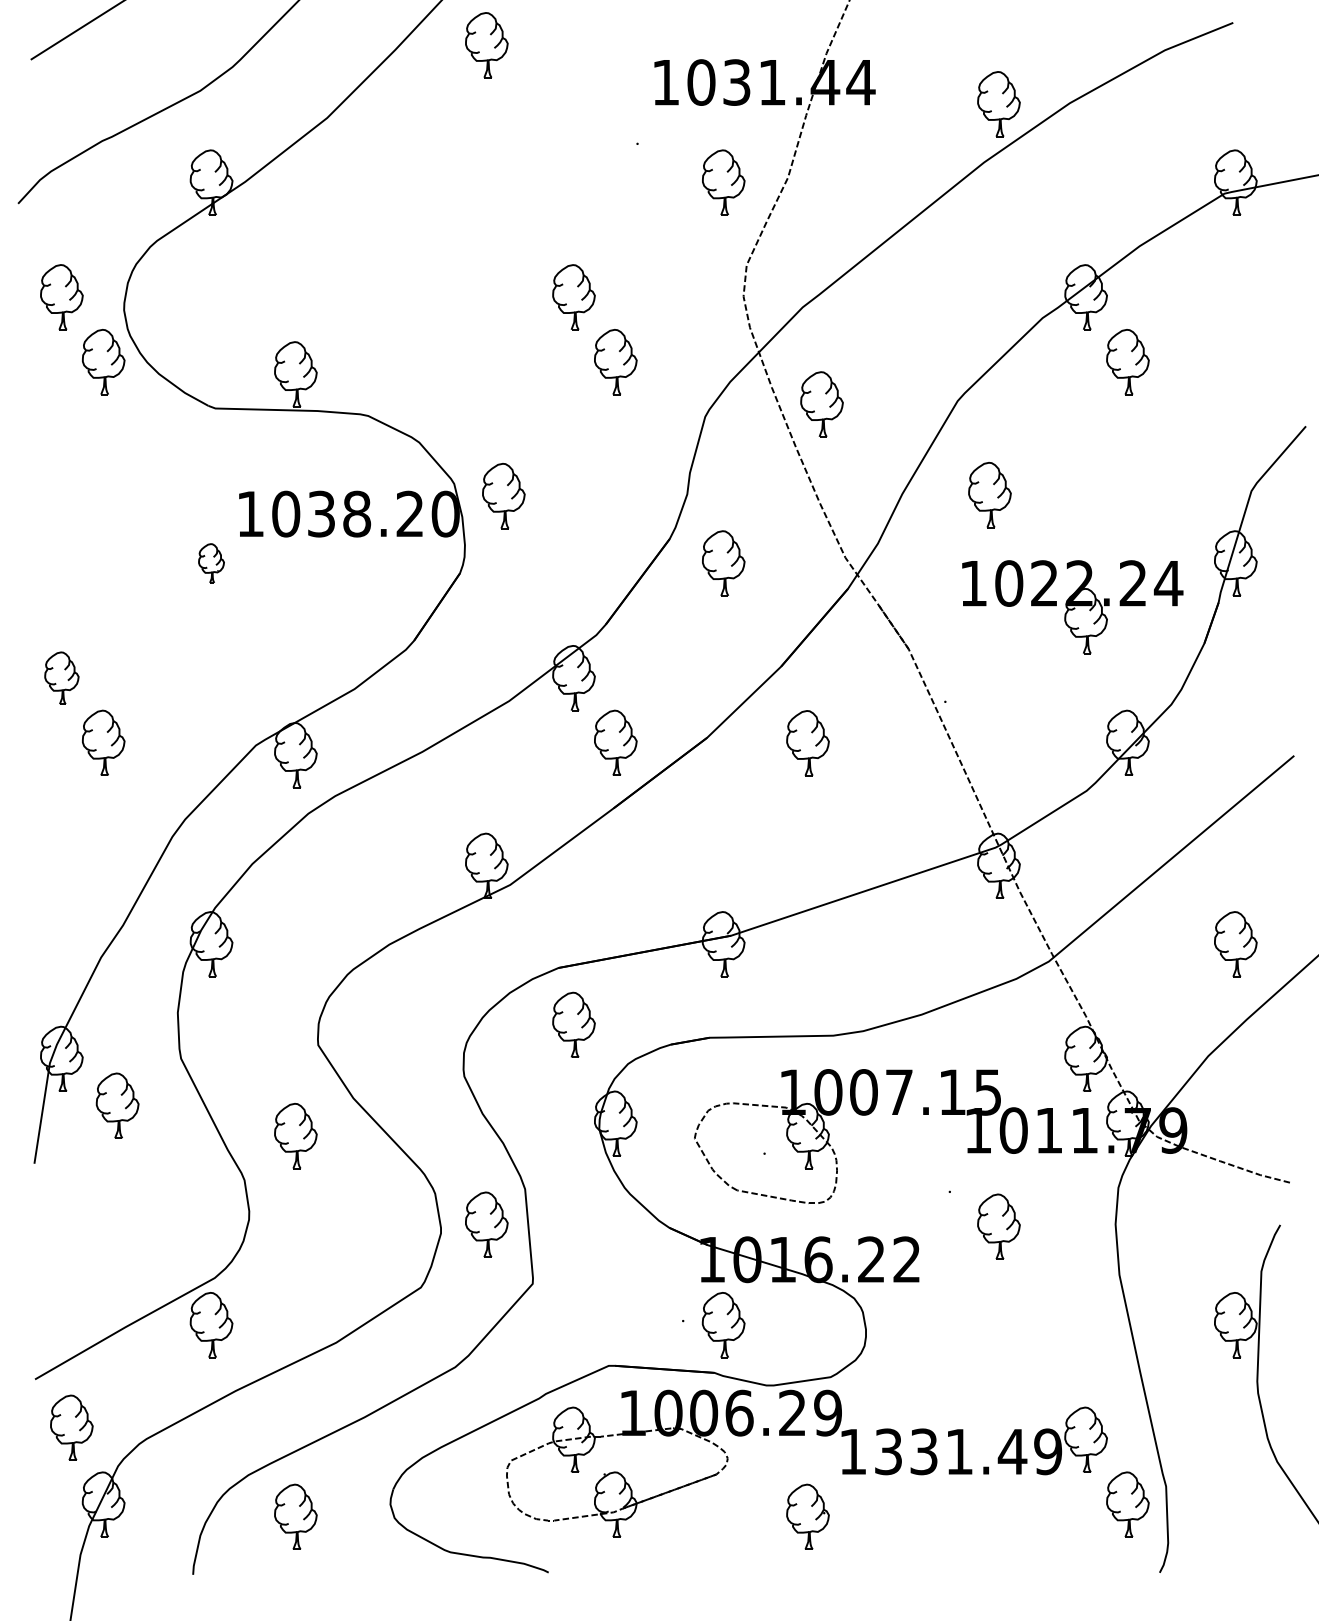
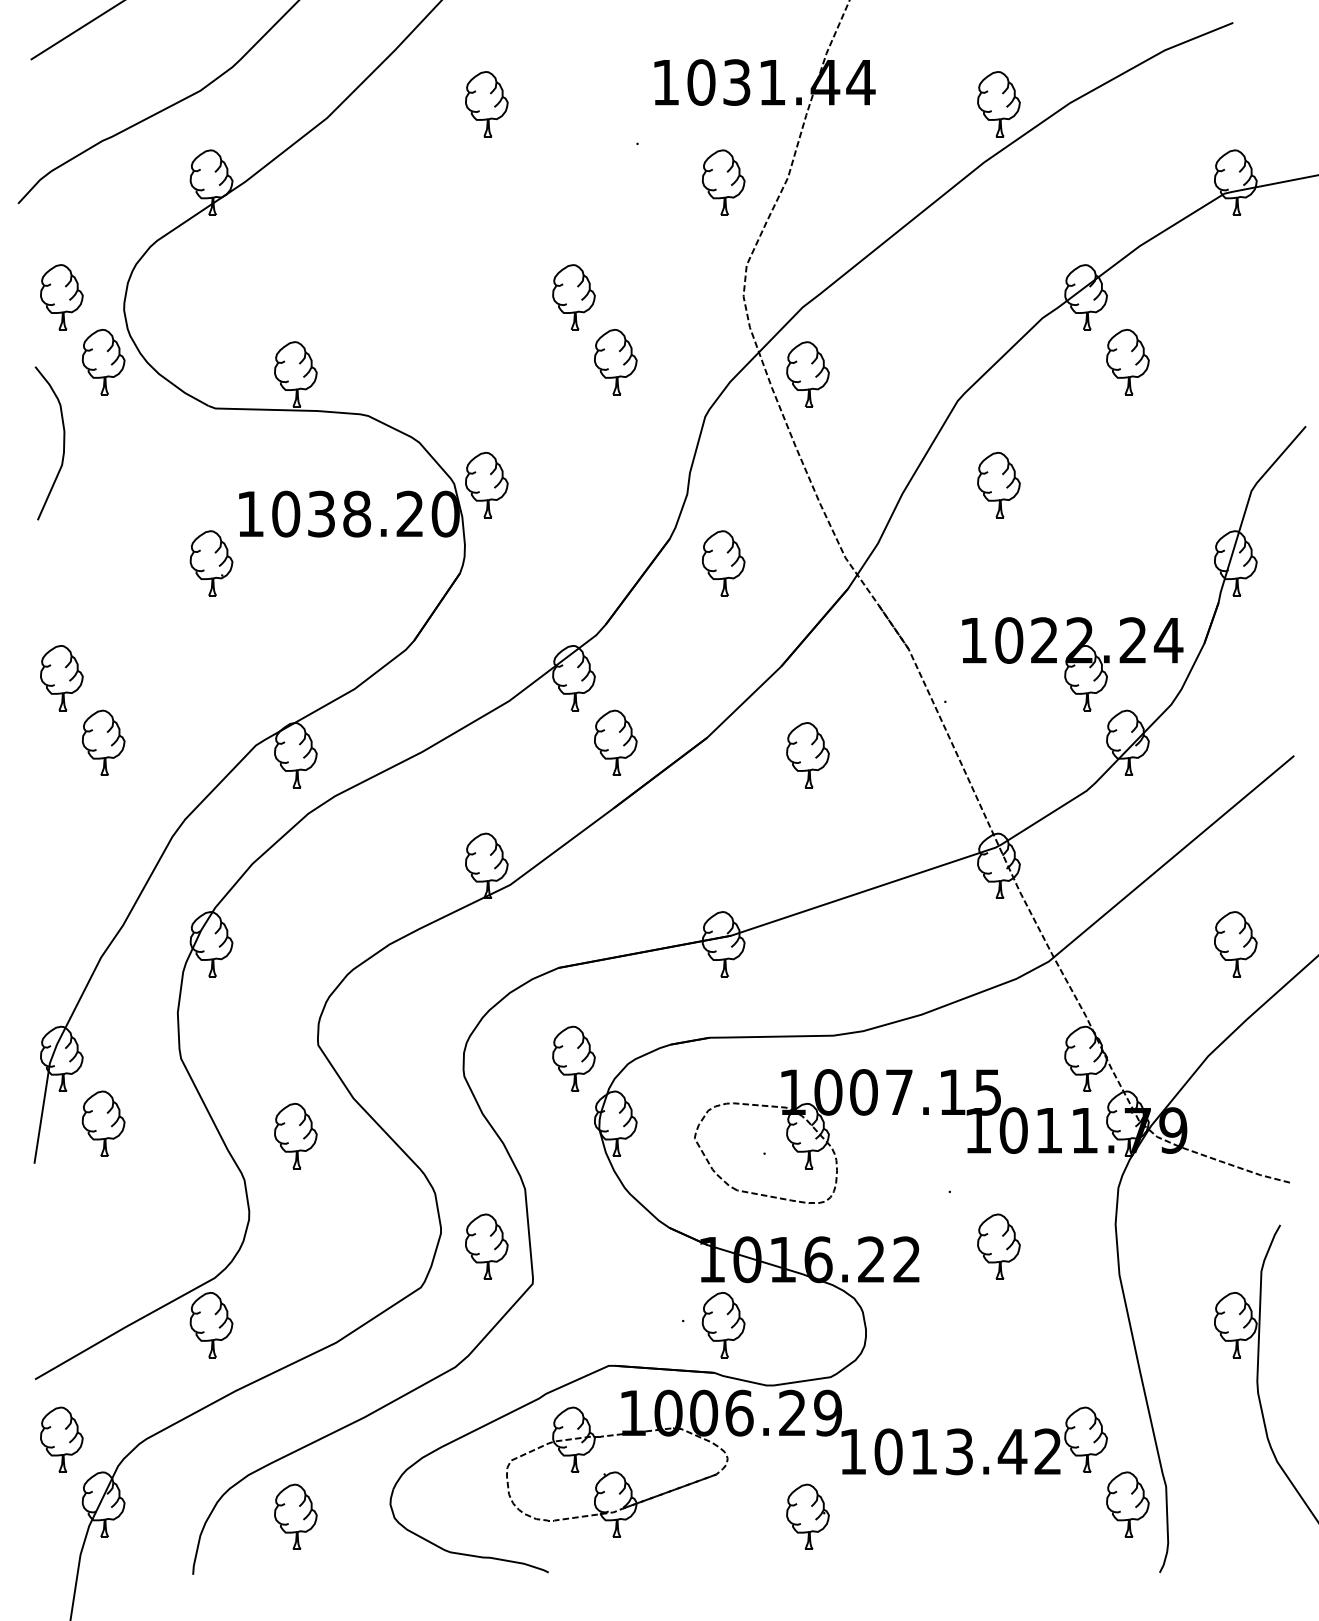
part position: (486, 45) -> (486, 104) (486, 104)
part position: (821, 404) -> (807, 374) (807, 374)
curve: none -> present (63, 443)
part position: (989, 495) -> (998, 485) (998, 485)
part position: (503, 496) -> (486, 485) (486, 485)
part size: 27x41 px -> 45x67 px (211, 563)
part position: (1072, 607) -> (1072, 664) (1072, 664)
part size: 36x54 px -> 44x67 px (61, 678)
part position: (807, 743) -> (807, 755) (807, 755)
part position: (573, 1024) -> (573, 1058) (573, 1058)
part position: (117, 1105) -> (103, 1123) (103, 1123)
part position: (486, 1224) -> (486, 1246) (486, 1246)
part position: (998, 1226) -> (998, 1246) (998, 1246)
part position: (71, 1427) -> (61, 1439) (61, 1439)
text: 1331.49 -> 1013.42 (968, 1451)
